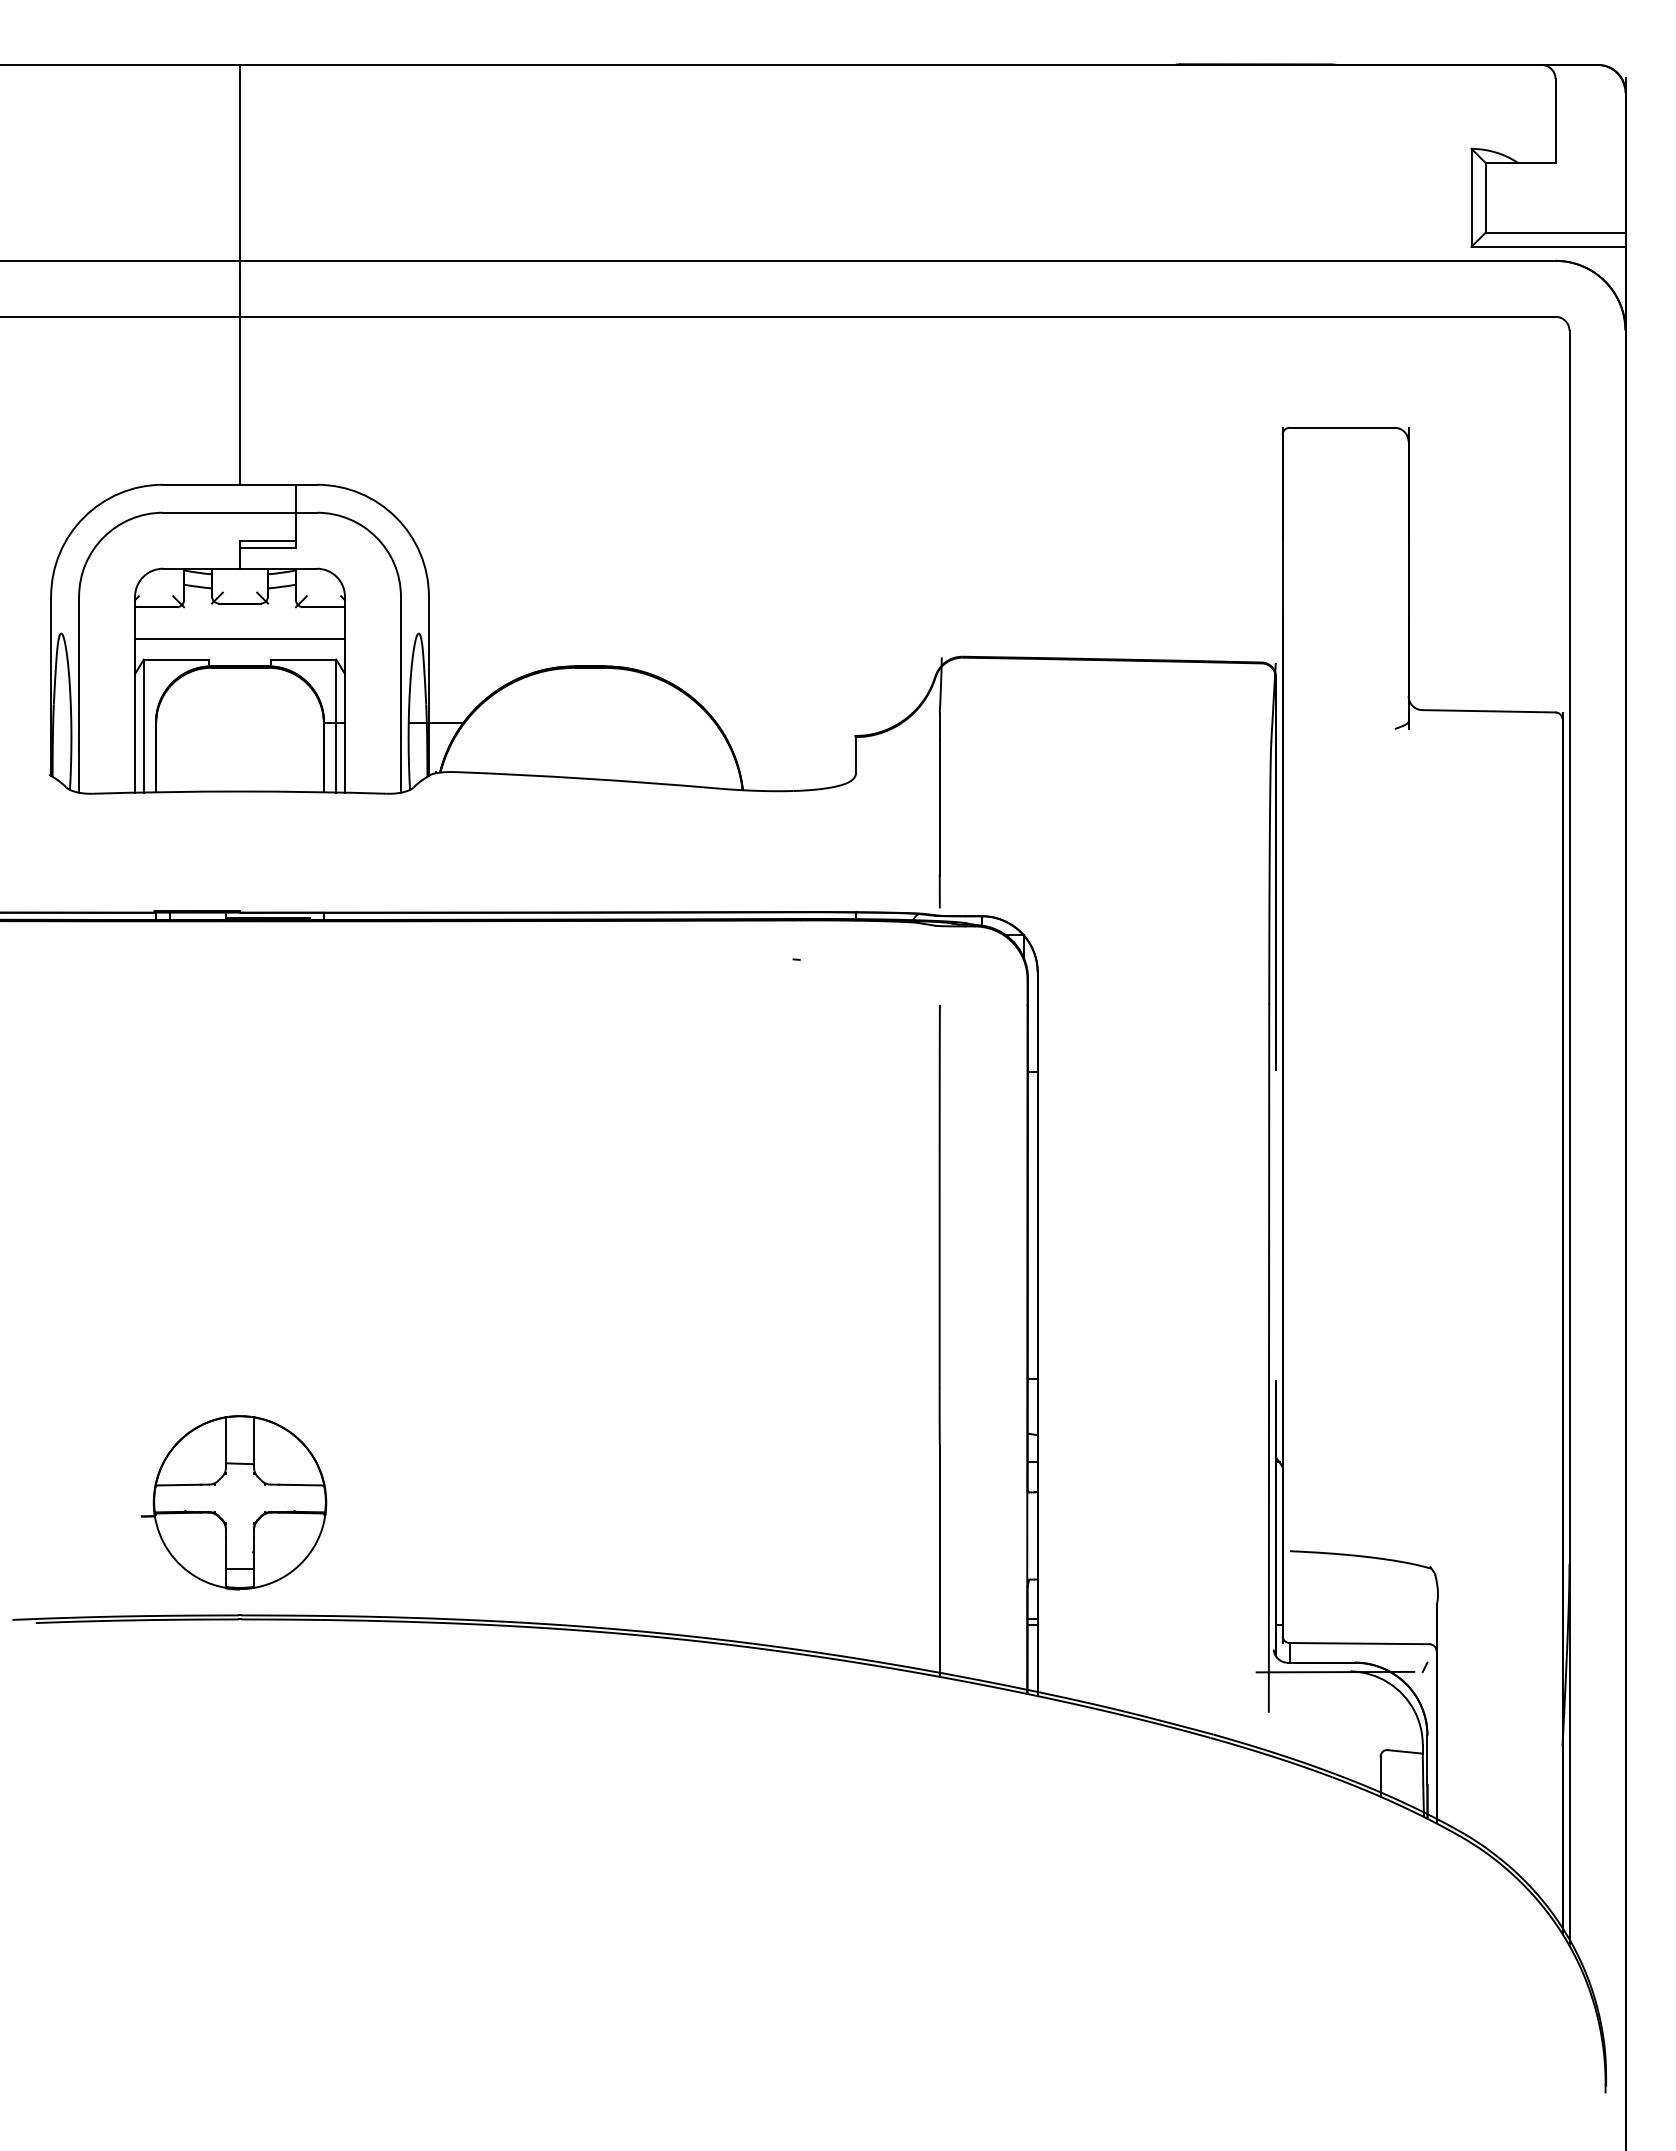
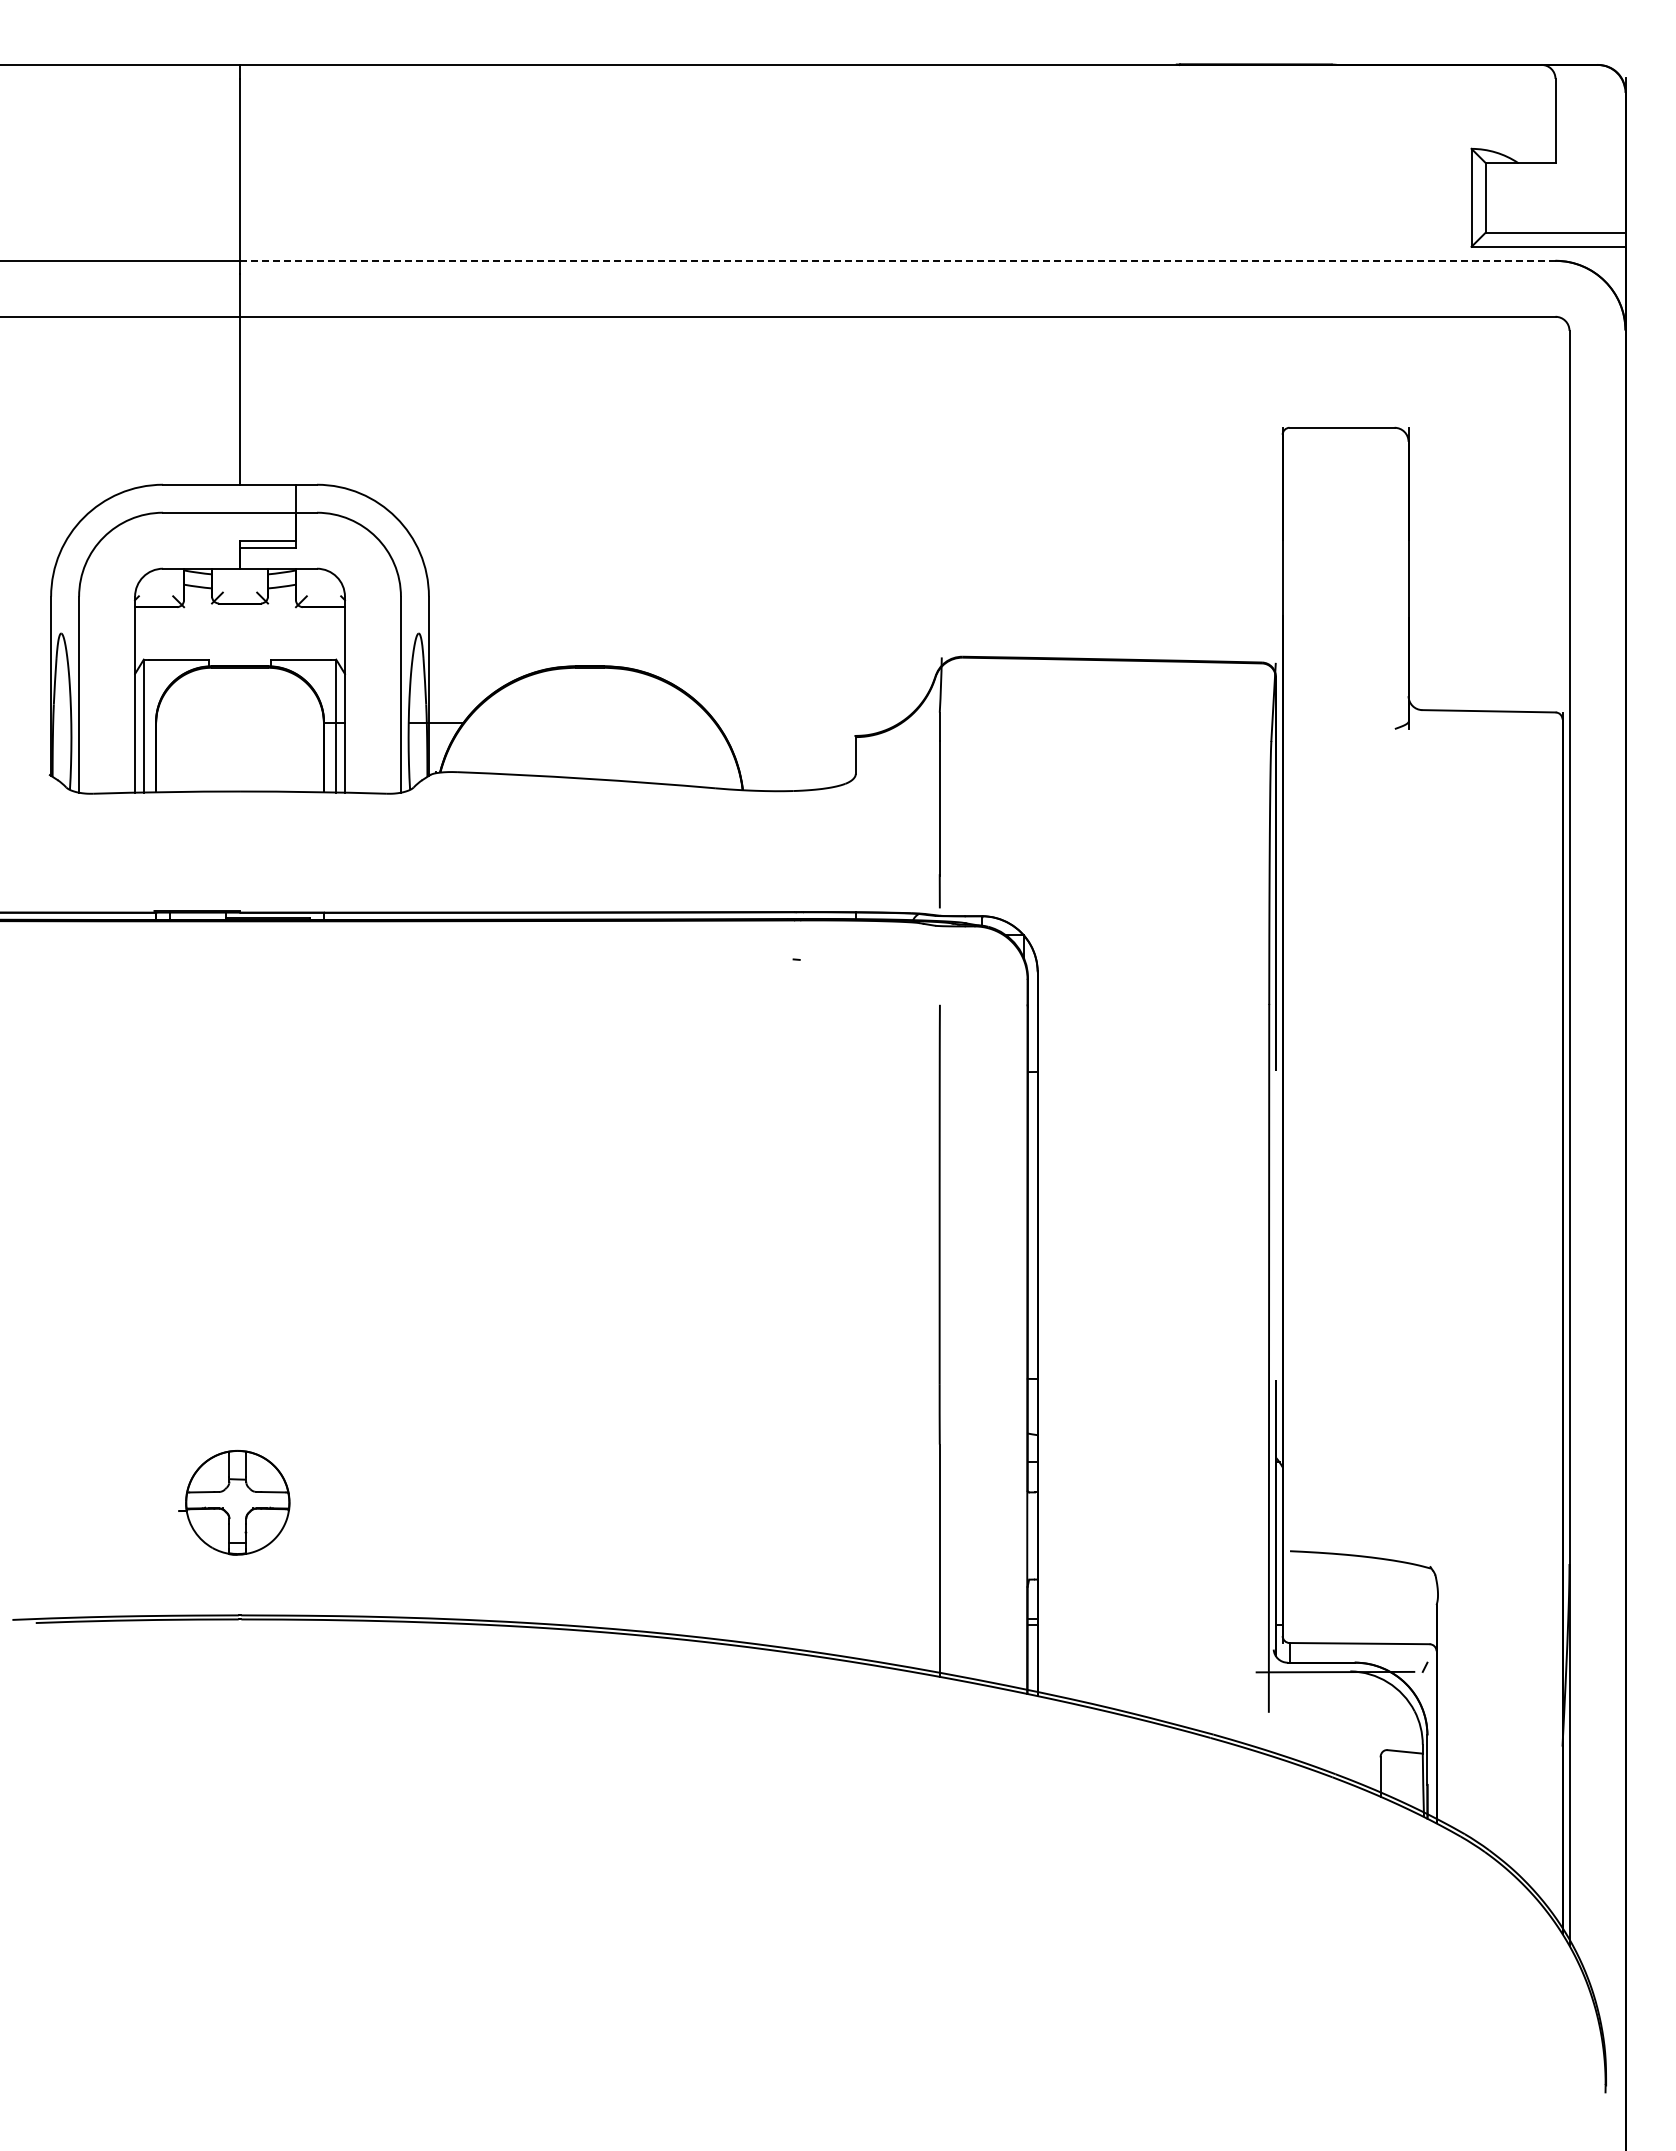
line: solid -> dashed (897, 260)
line: present -> none (239, 638)
part size: 187x176 px -> 113x106 px (234, 1502)
